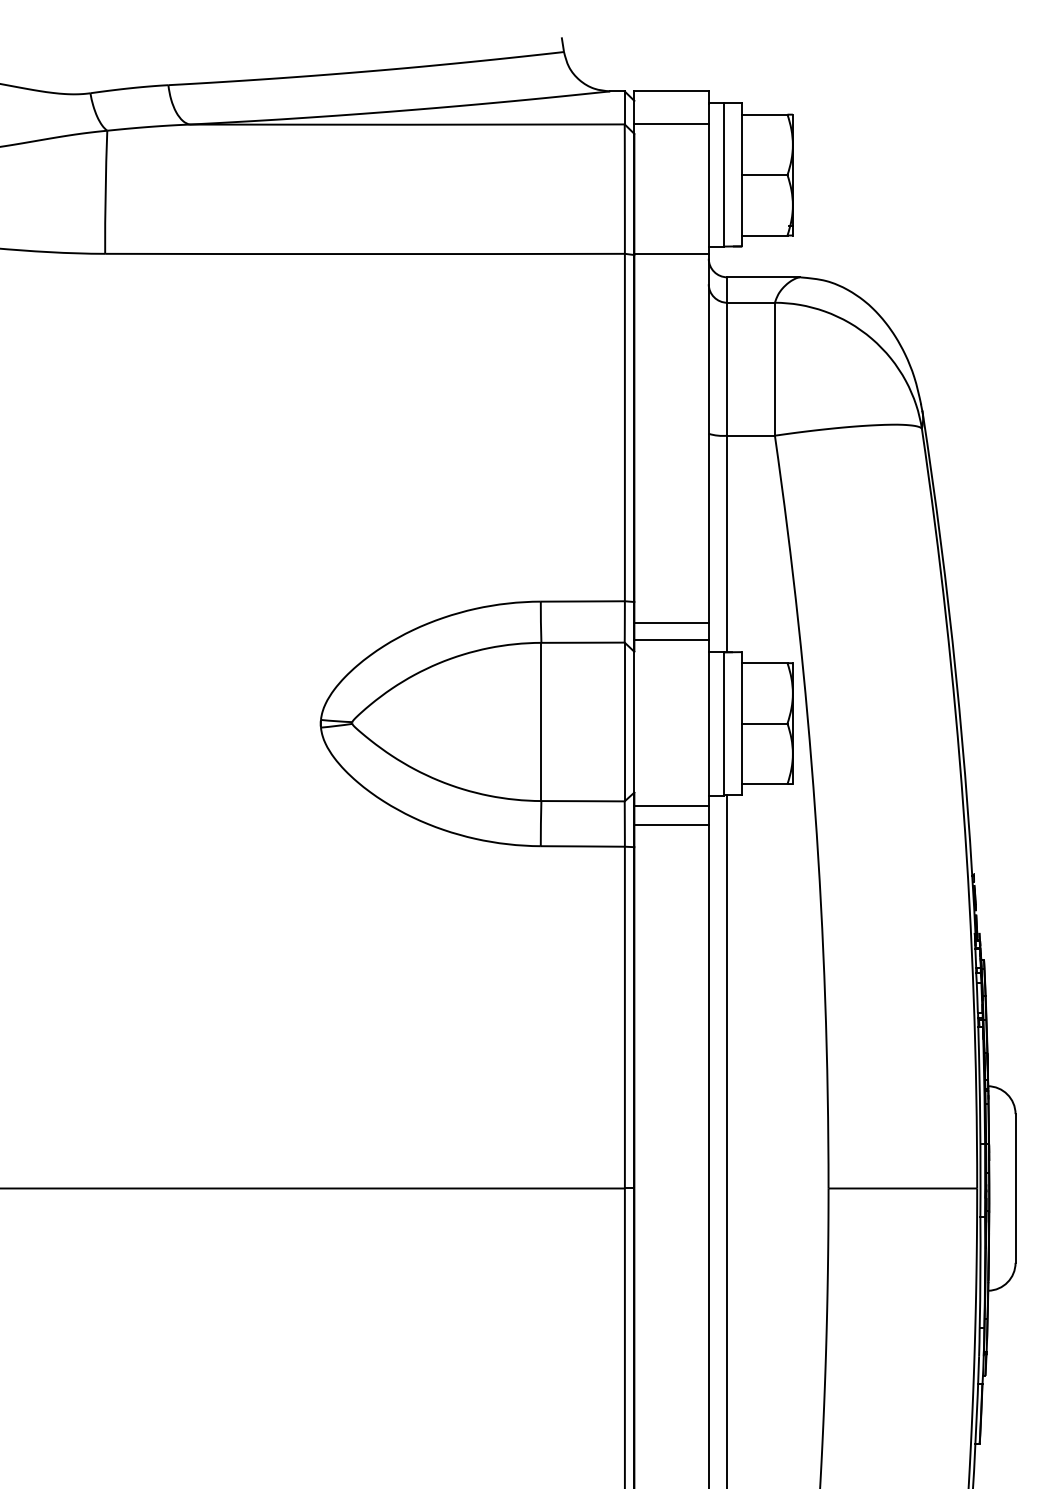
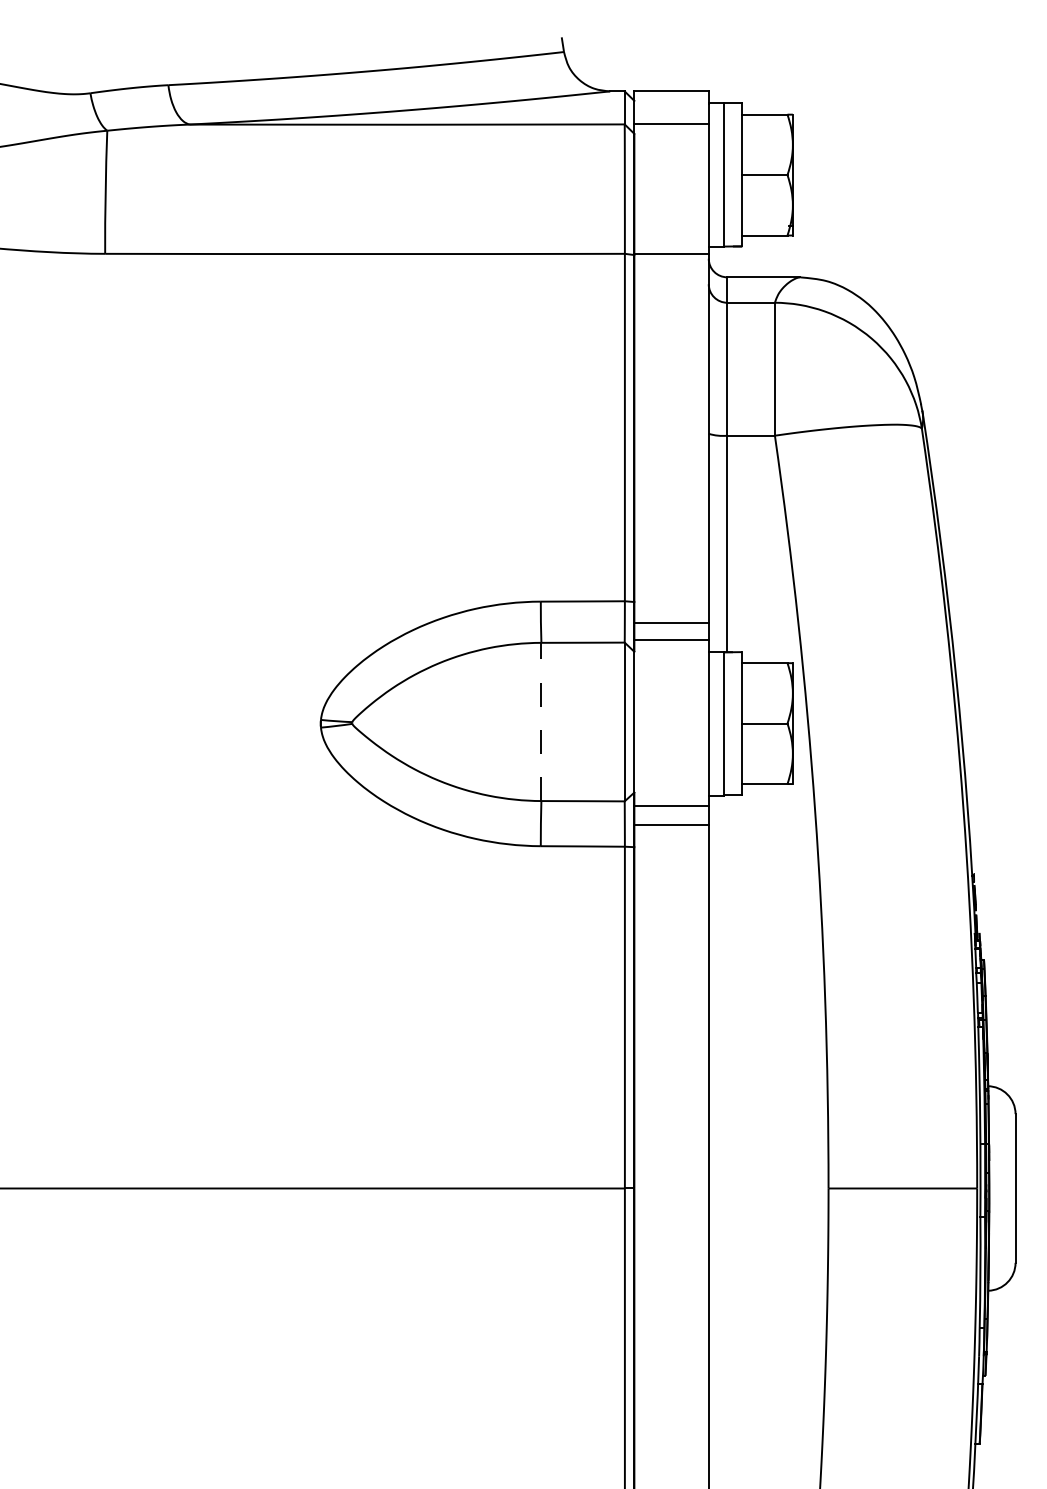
line: solid -> dashed (541, 721)
line: present -> none (727, 1140)
